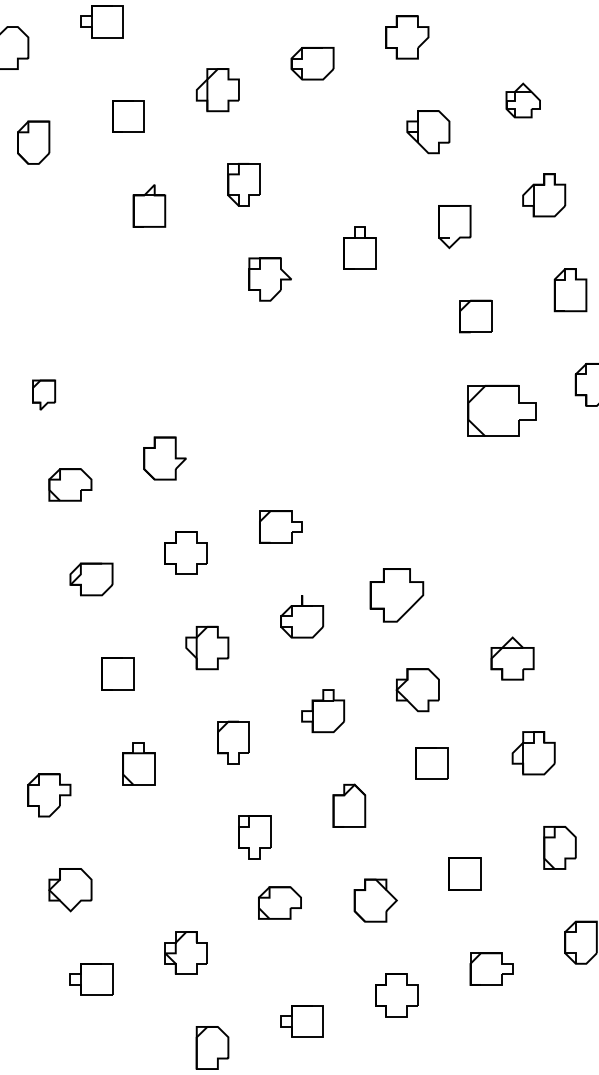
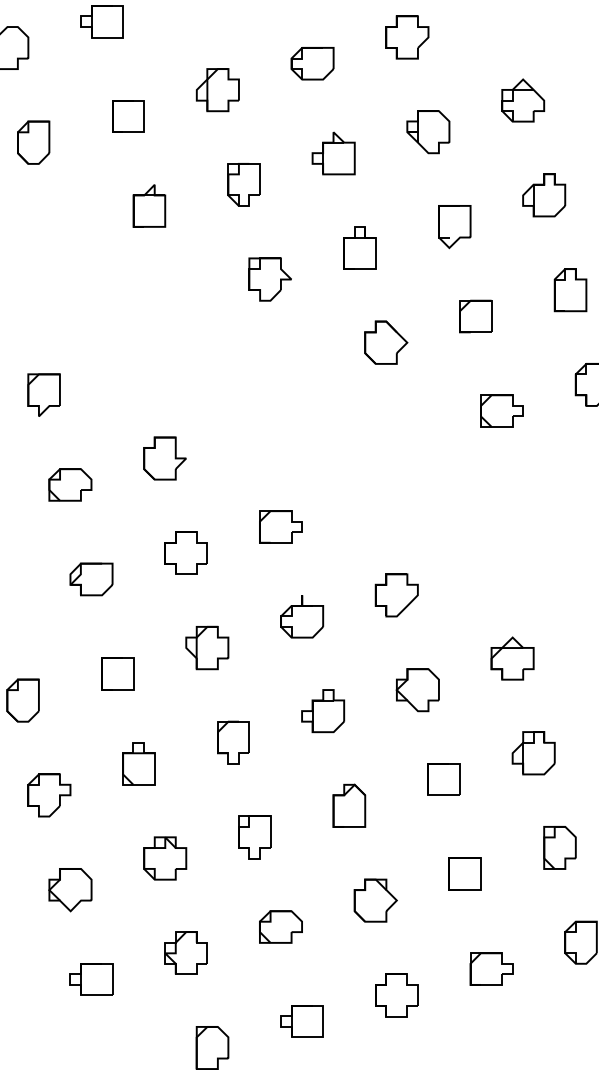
part size: 36x37 px -> 45x45 px (523, 100)
part: none -> present (333, 153)
part: none -> present (386, 342)
part size: 25x32 px -> 34x44 px (43, 394)
part size: 70x52 px -> 44x34 px (501, 410)
part size: 56x55 px -> 45x45 px (396, 595)
part: none -> present (22, 700)
part position: (431, 763) -> (443, 779) (443, 779)
part: none -> present (165, 858)
part position: (279, 902) -> (280, 926) (280, 926)
